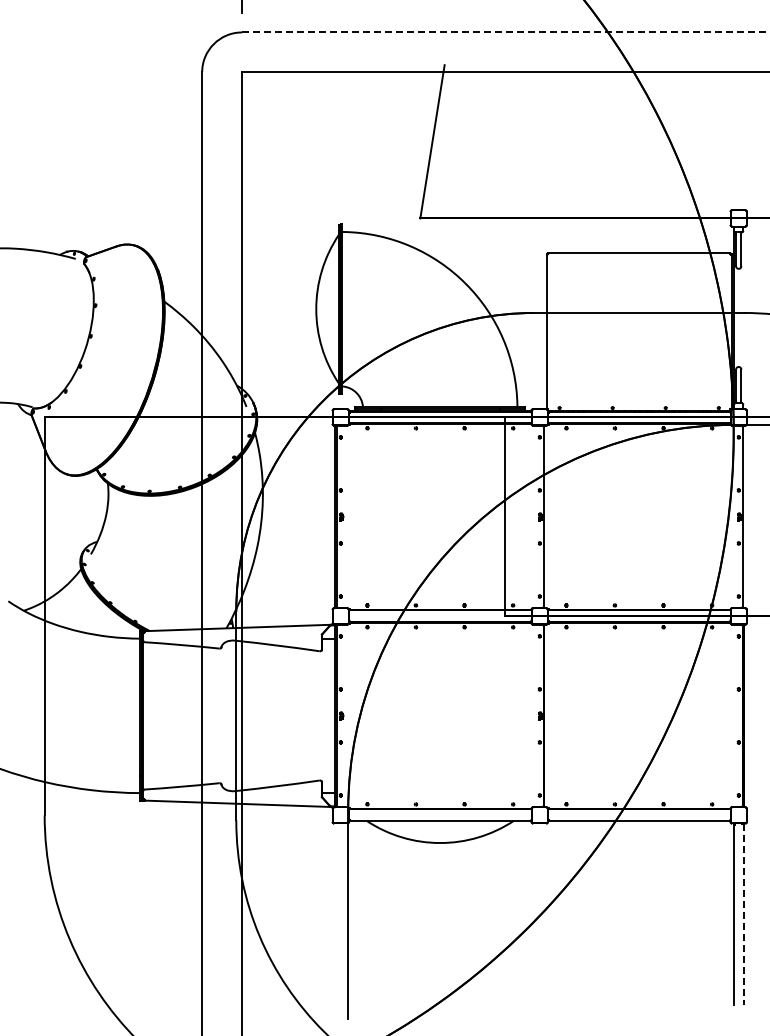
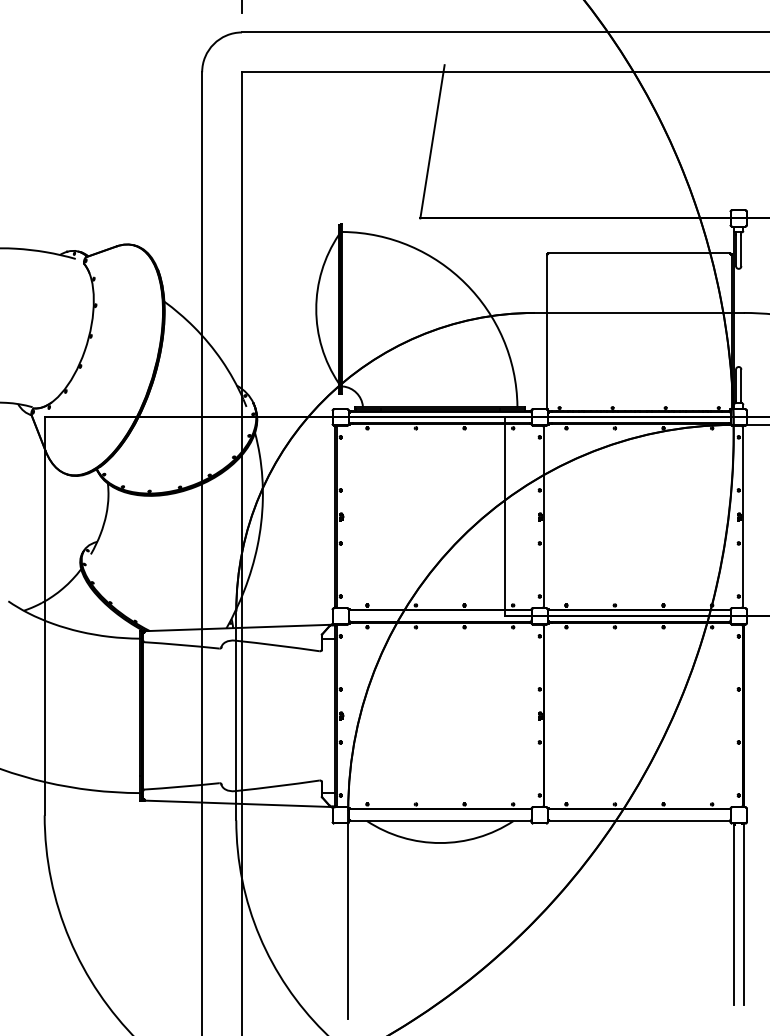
line: dashed -> solid (505, 32)
line: dashed -> solid (743, 914)
